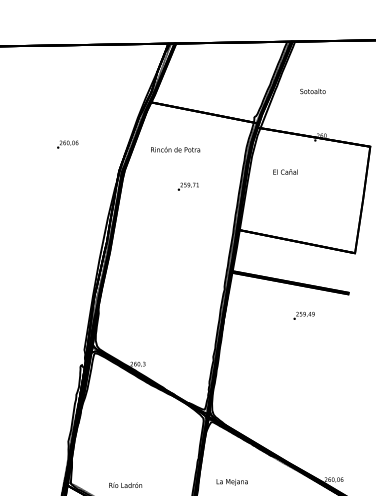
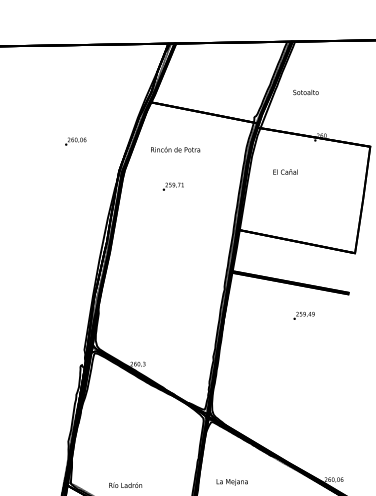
text position: (312, 91) -> (305, 92) (305, 92)
text position: (67, 144) -> (75, 141) (75, 141)
text position: (187, 186) -> (172, 186) (172, 186)
